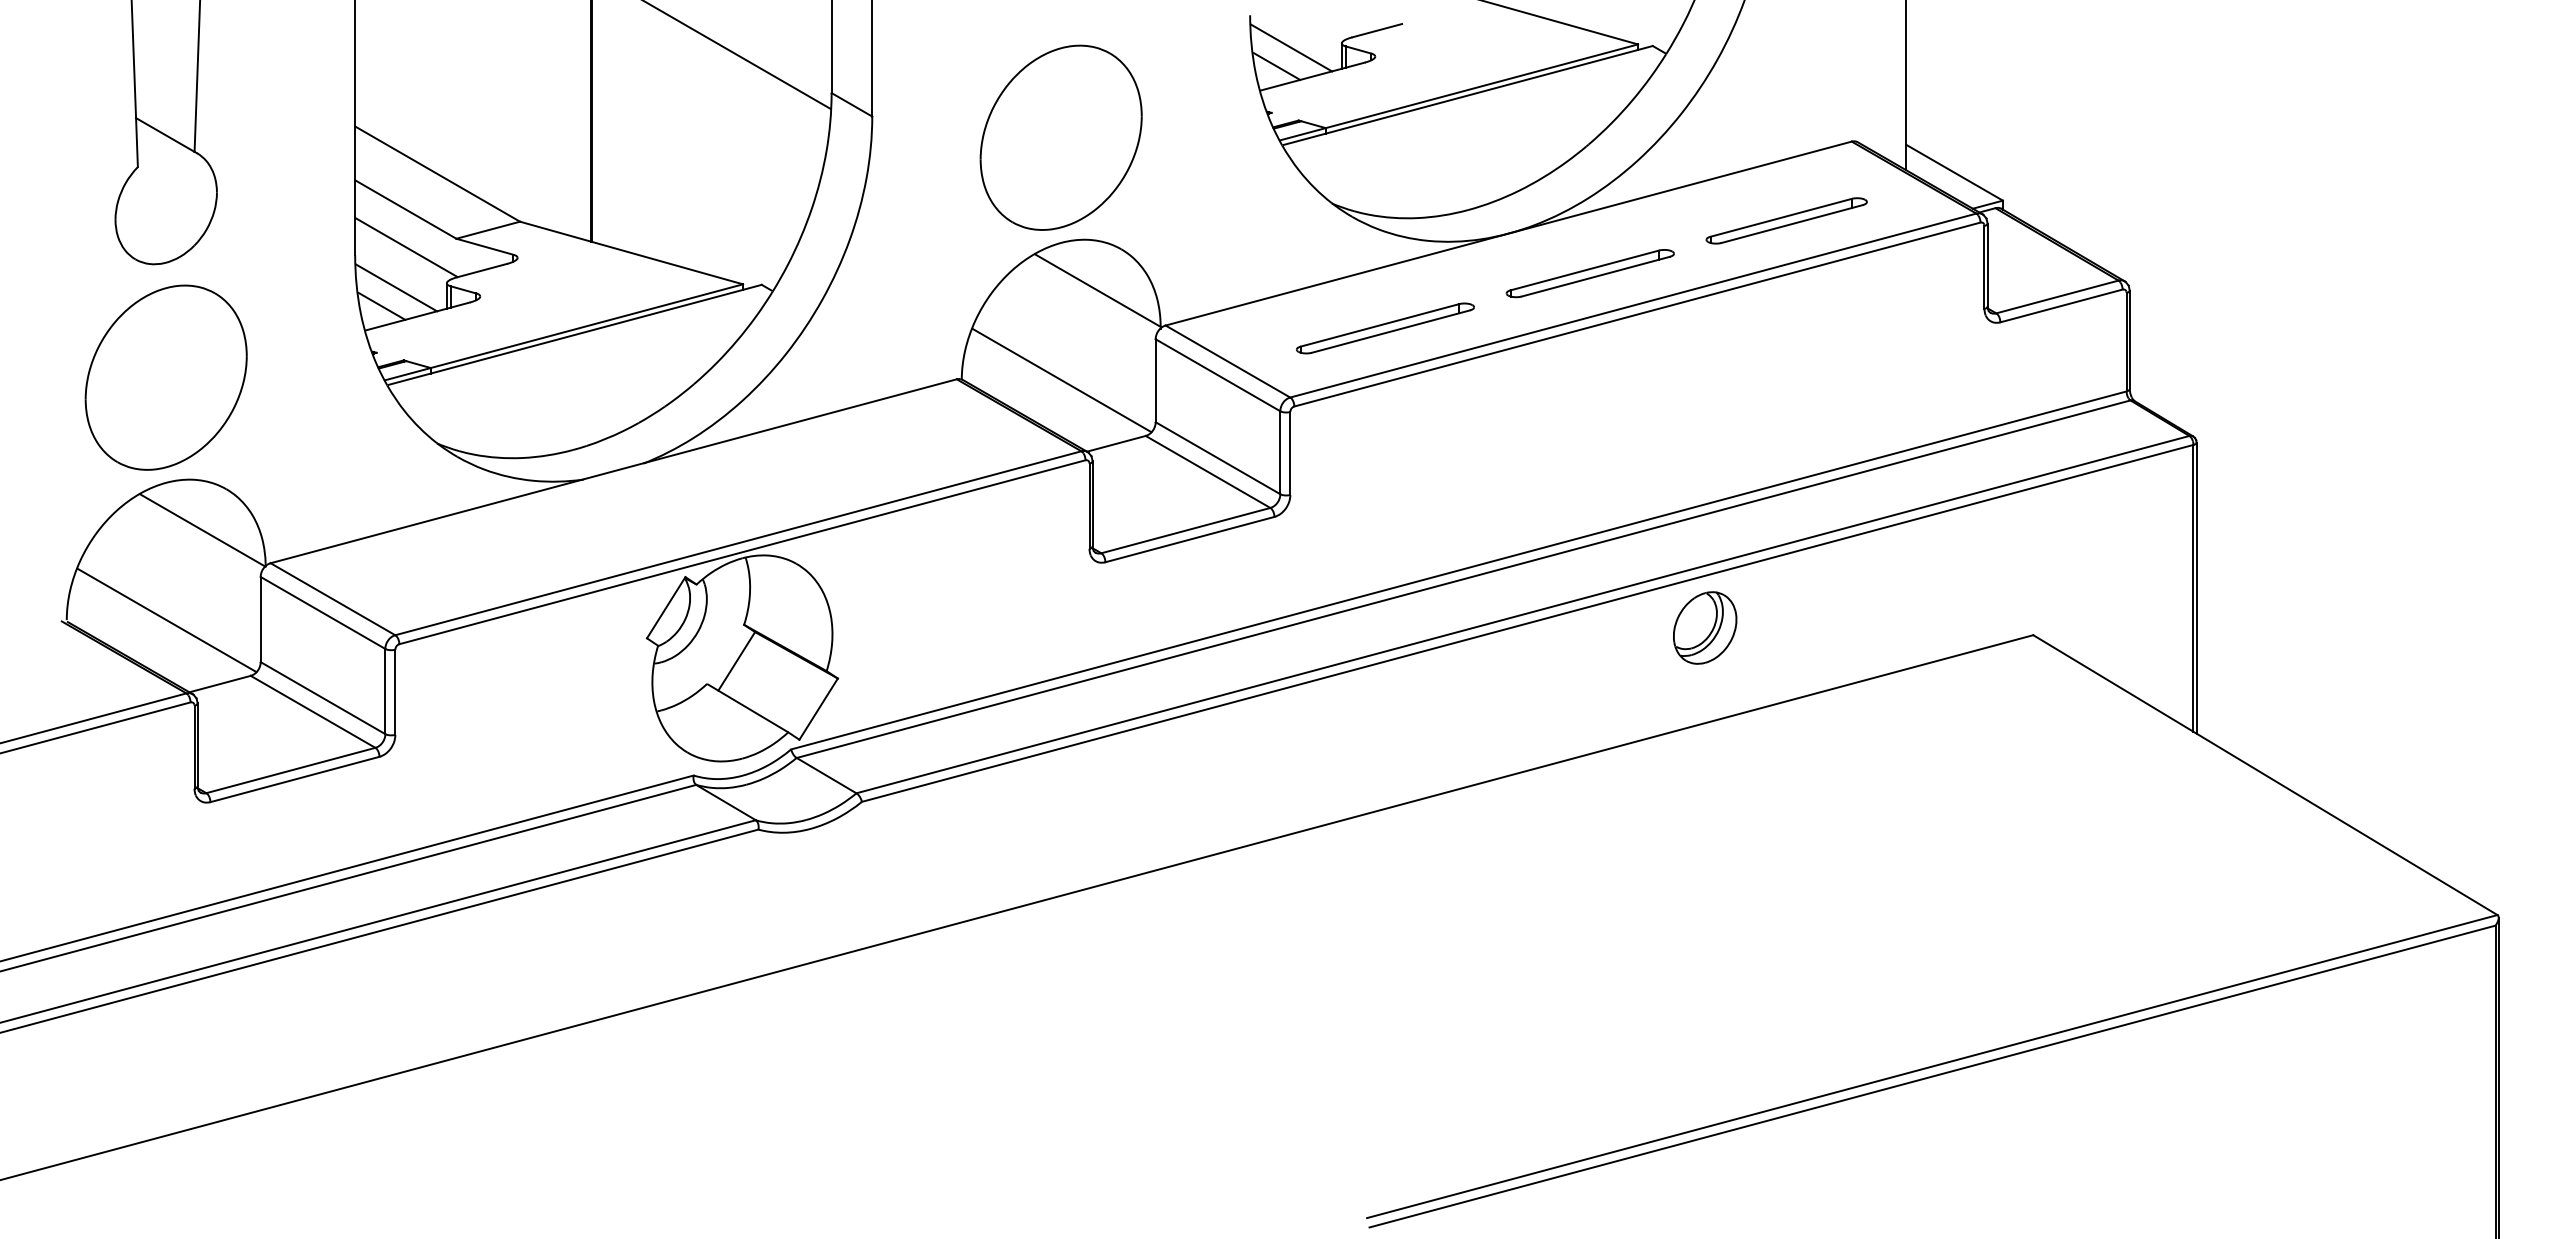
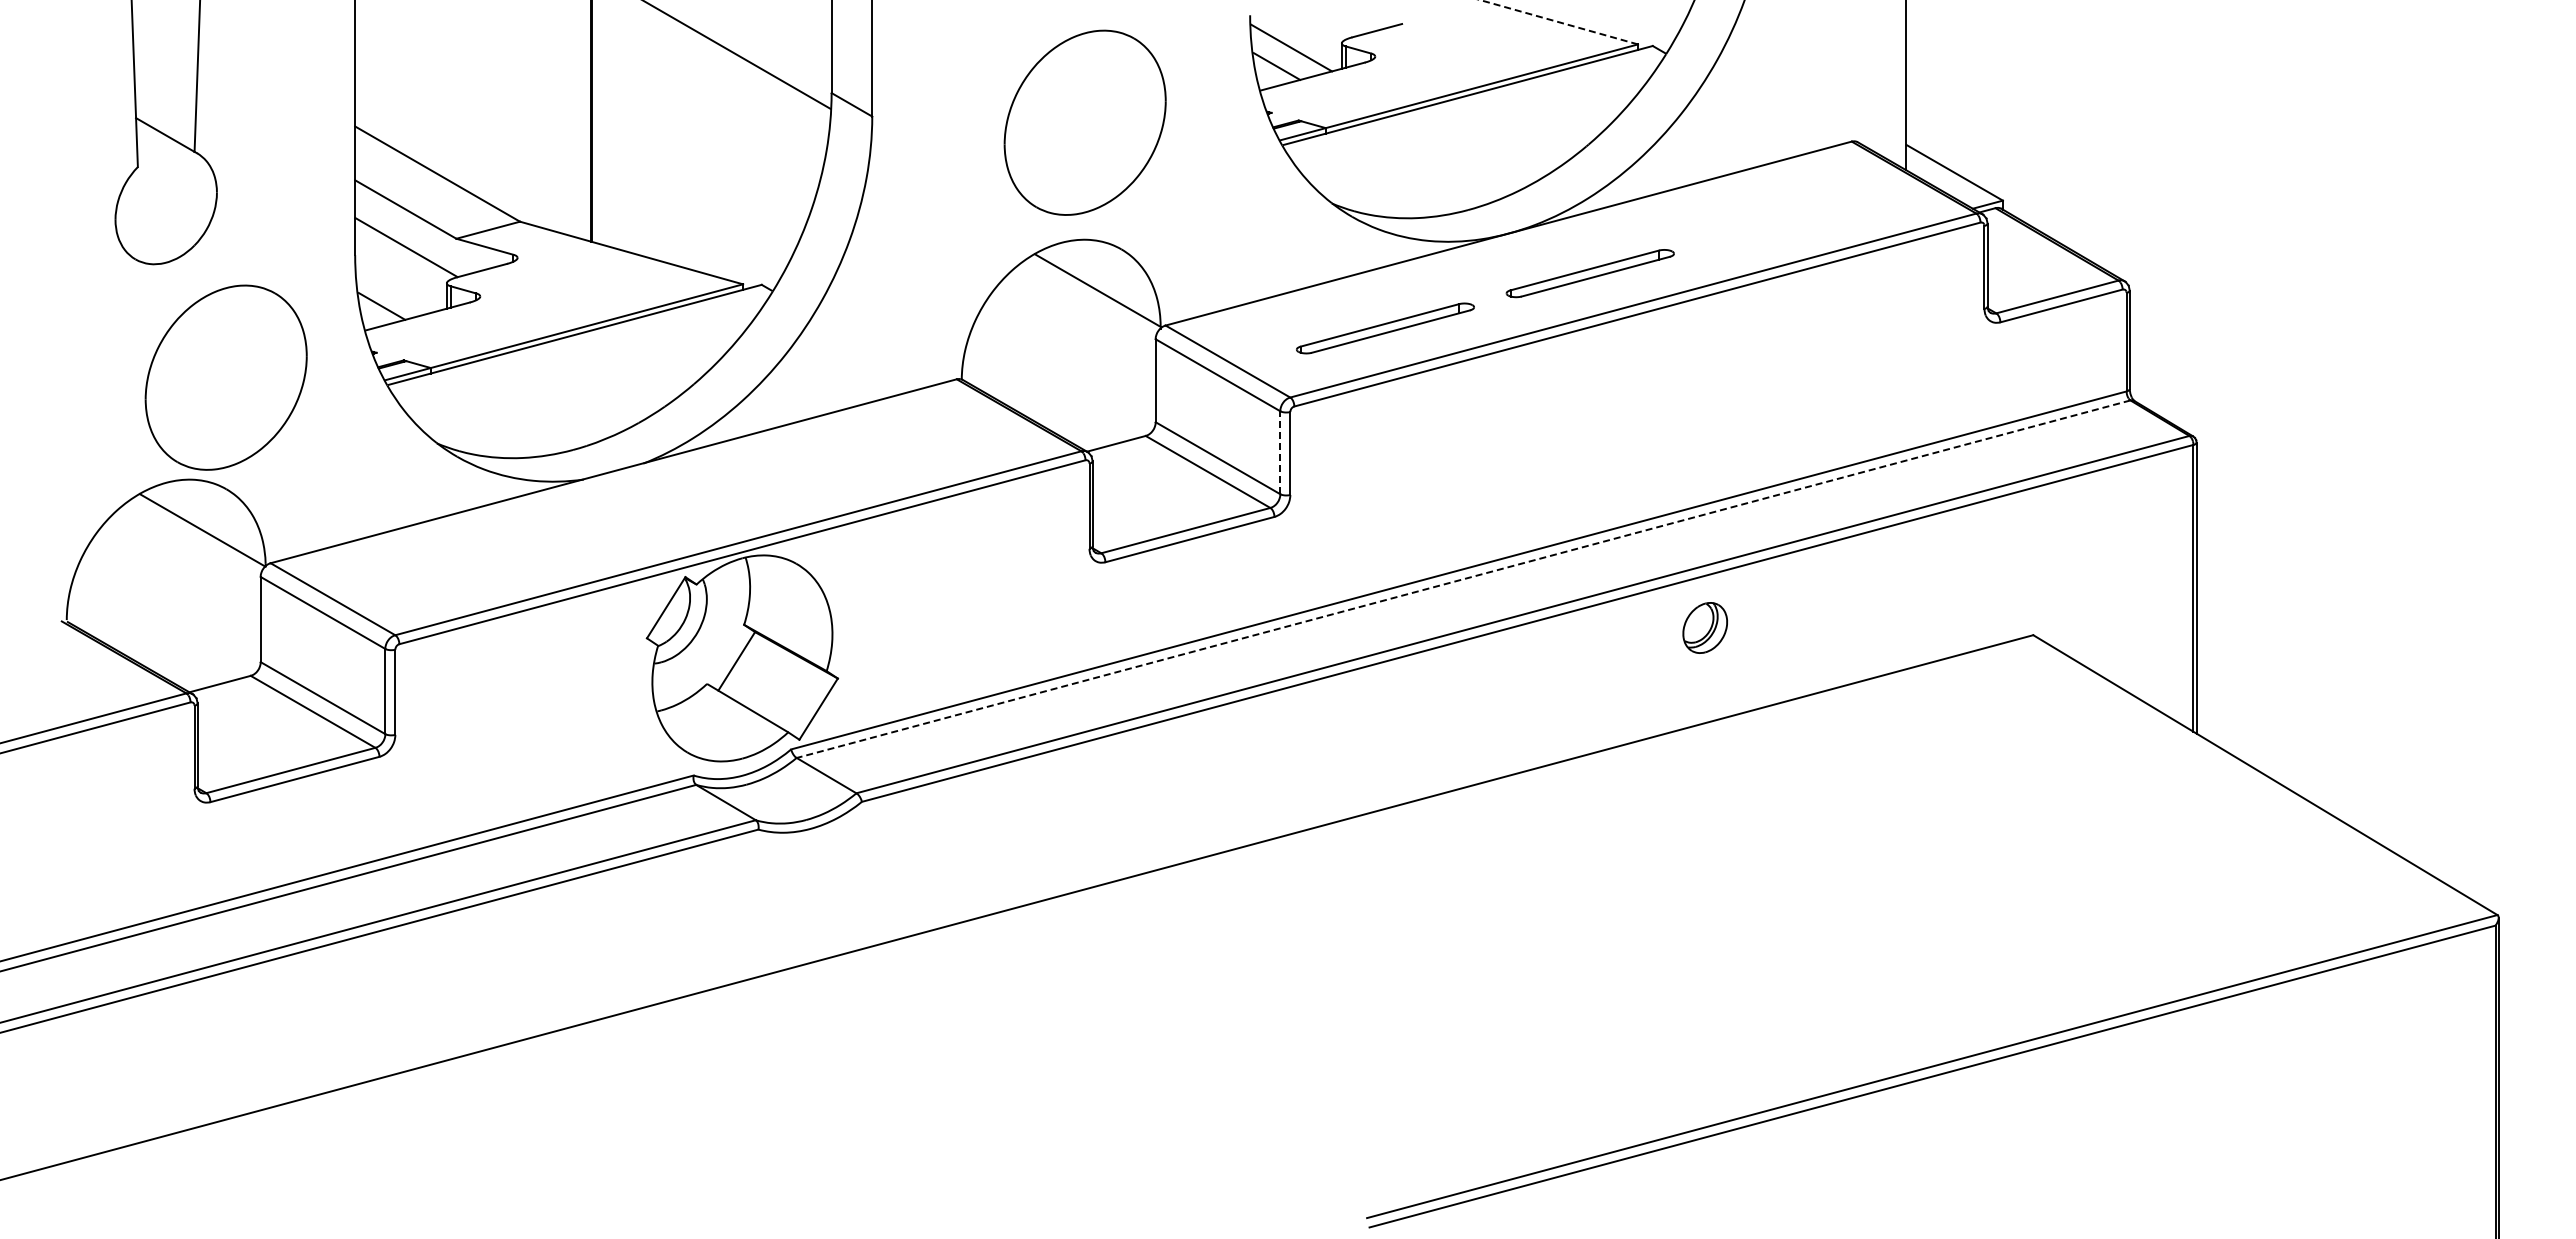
line: solid -> dashed (1559, 22)
part position: (1060, 137) -> (1084, 122) (1084, 122)
part: present -> none (1786, 220)
line: present -> none (396, 287)
part position: (165, 377) -> (225, 377) (225, 377)
line: present -> none (1061, 380)
line: solid -> dashed (1280, 452)
line: solid -> dashed (1463, 579)
line: present -> none (166, 620)
part size: 65x74 px -> 46x52 px (1704, 627)
